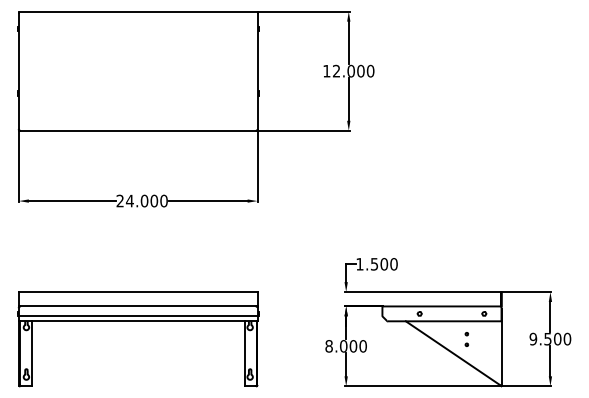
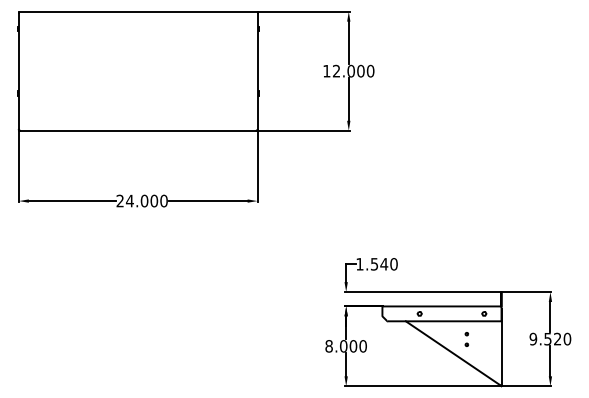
text: 1.500 -> 1.540 (384, 264)
part: present -> none (138, 321)
text: 9.500 -> 9.520 (557, 338)
